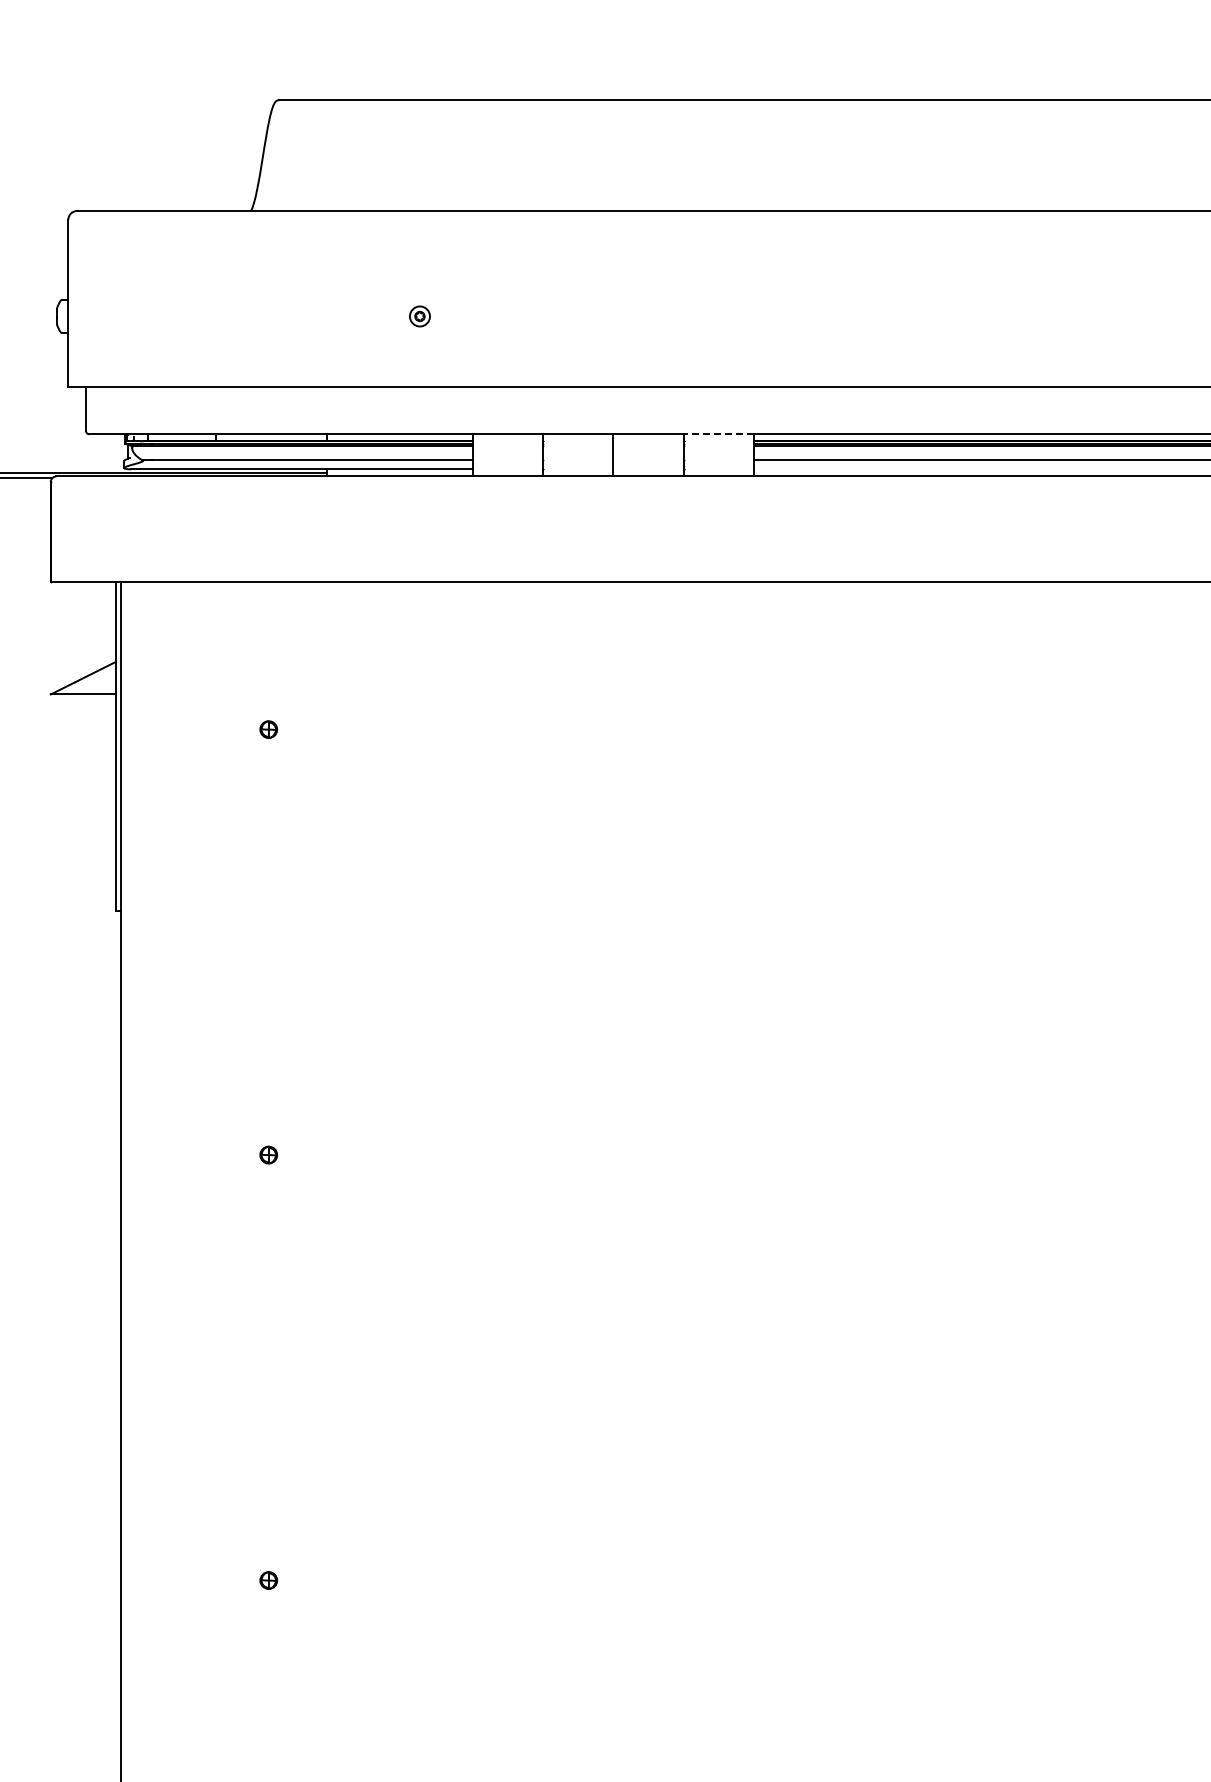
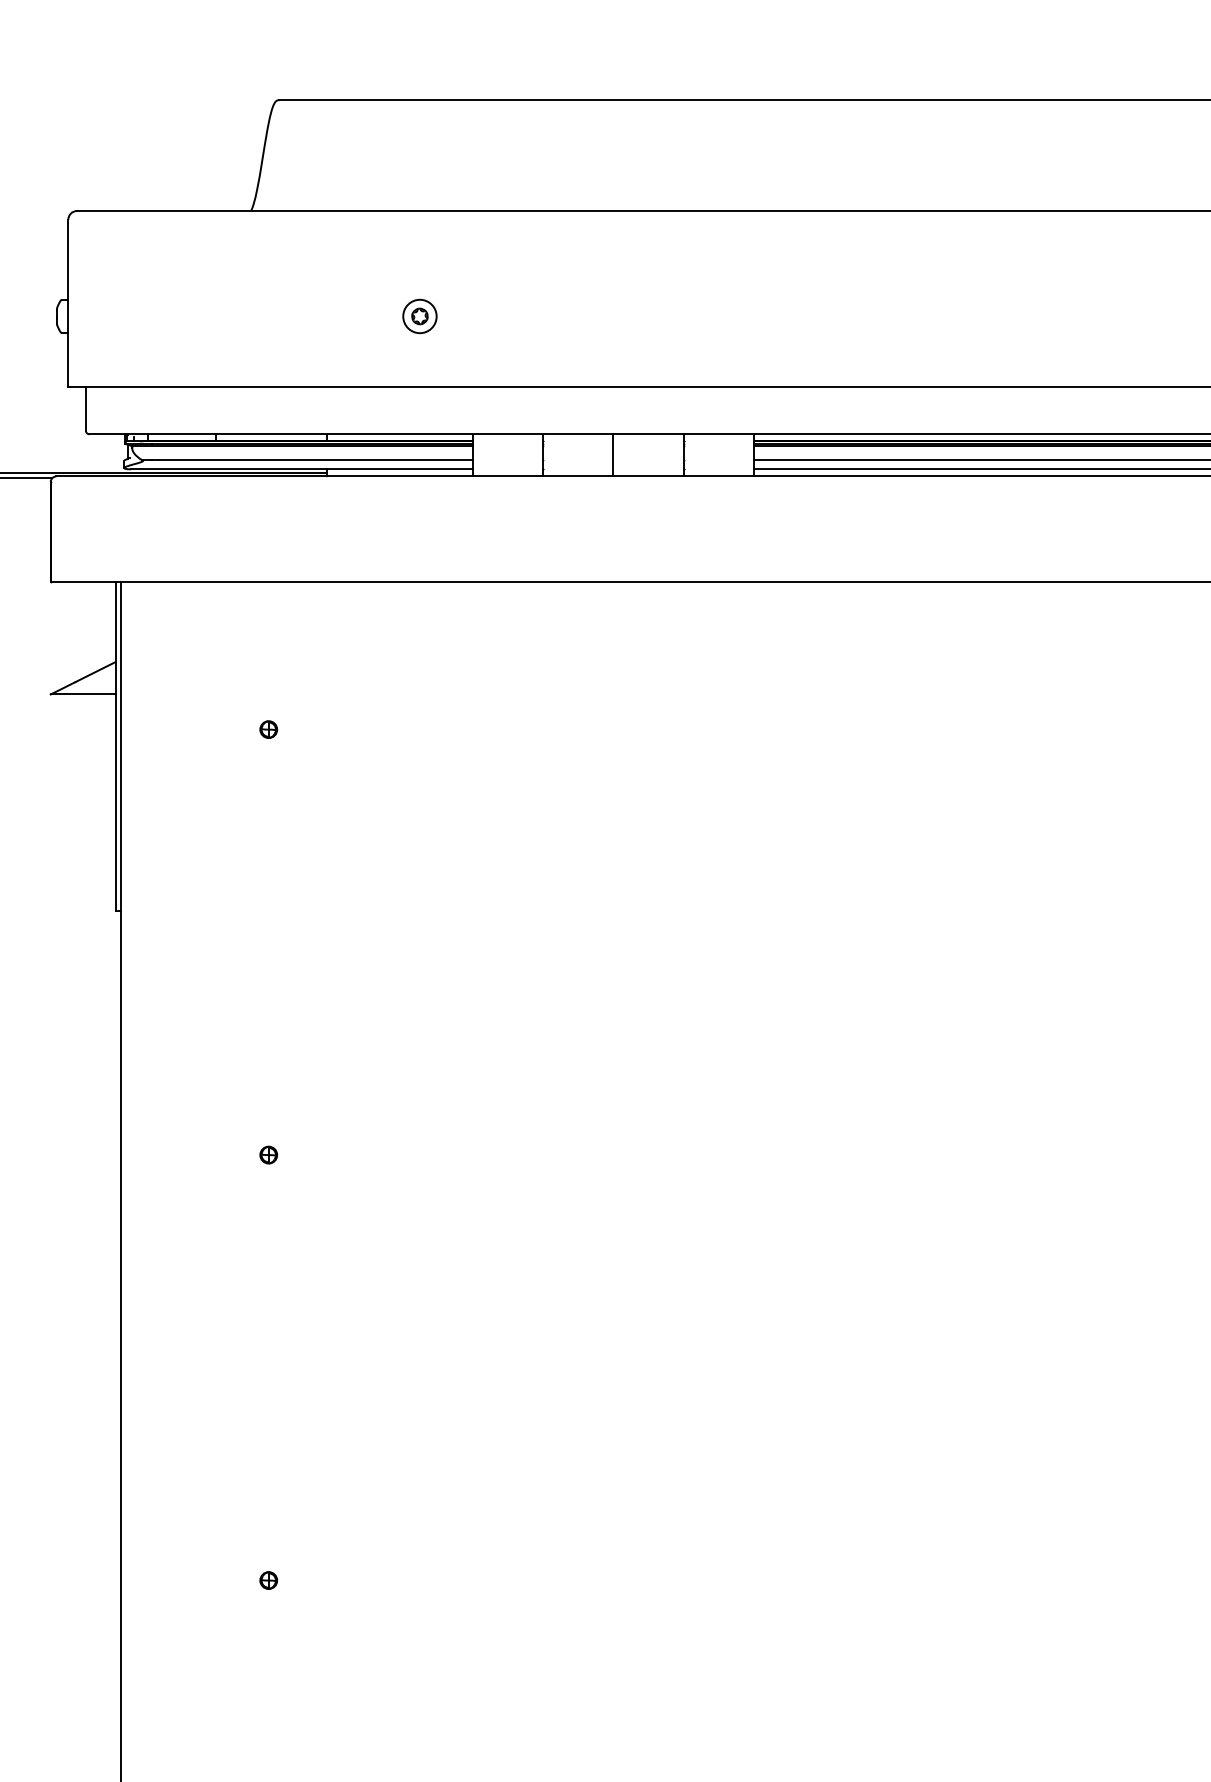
part size: 22x23 px -> 36x37 px (419, 316)
line: dashed -> solid (718, 434)
line: none -> present (980, 469)
